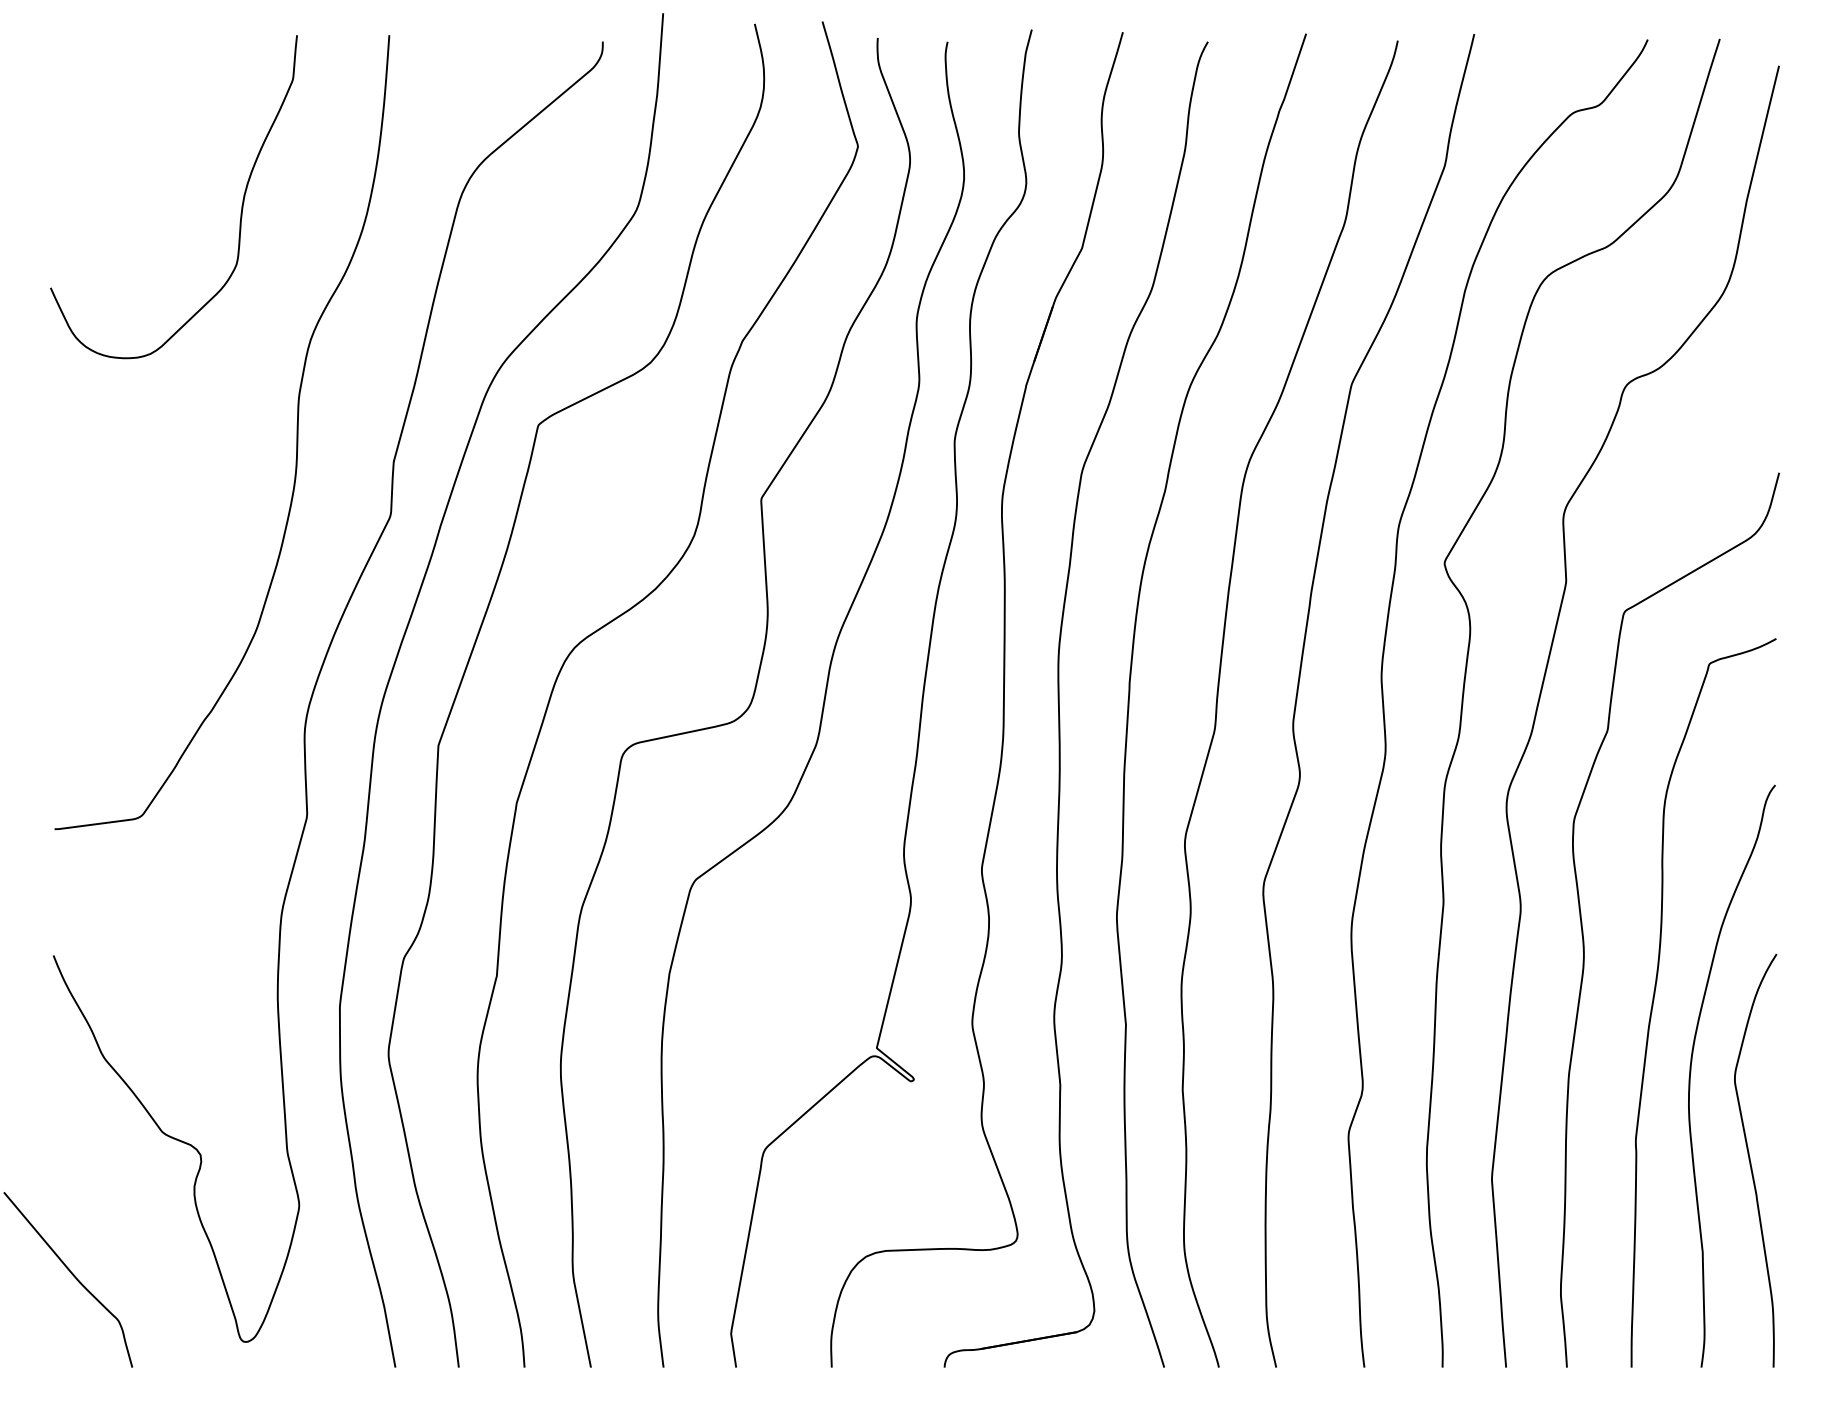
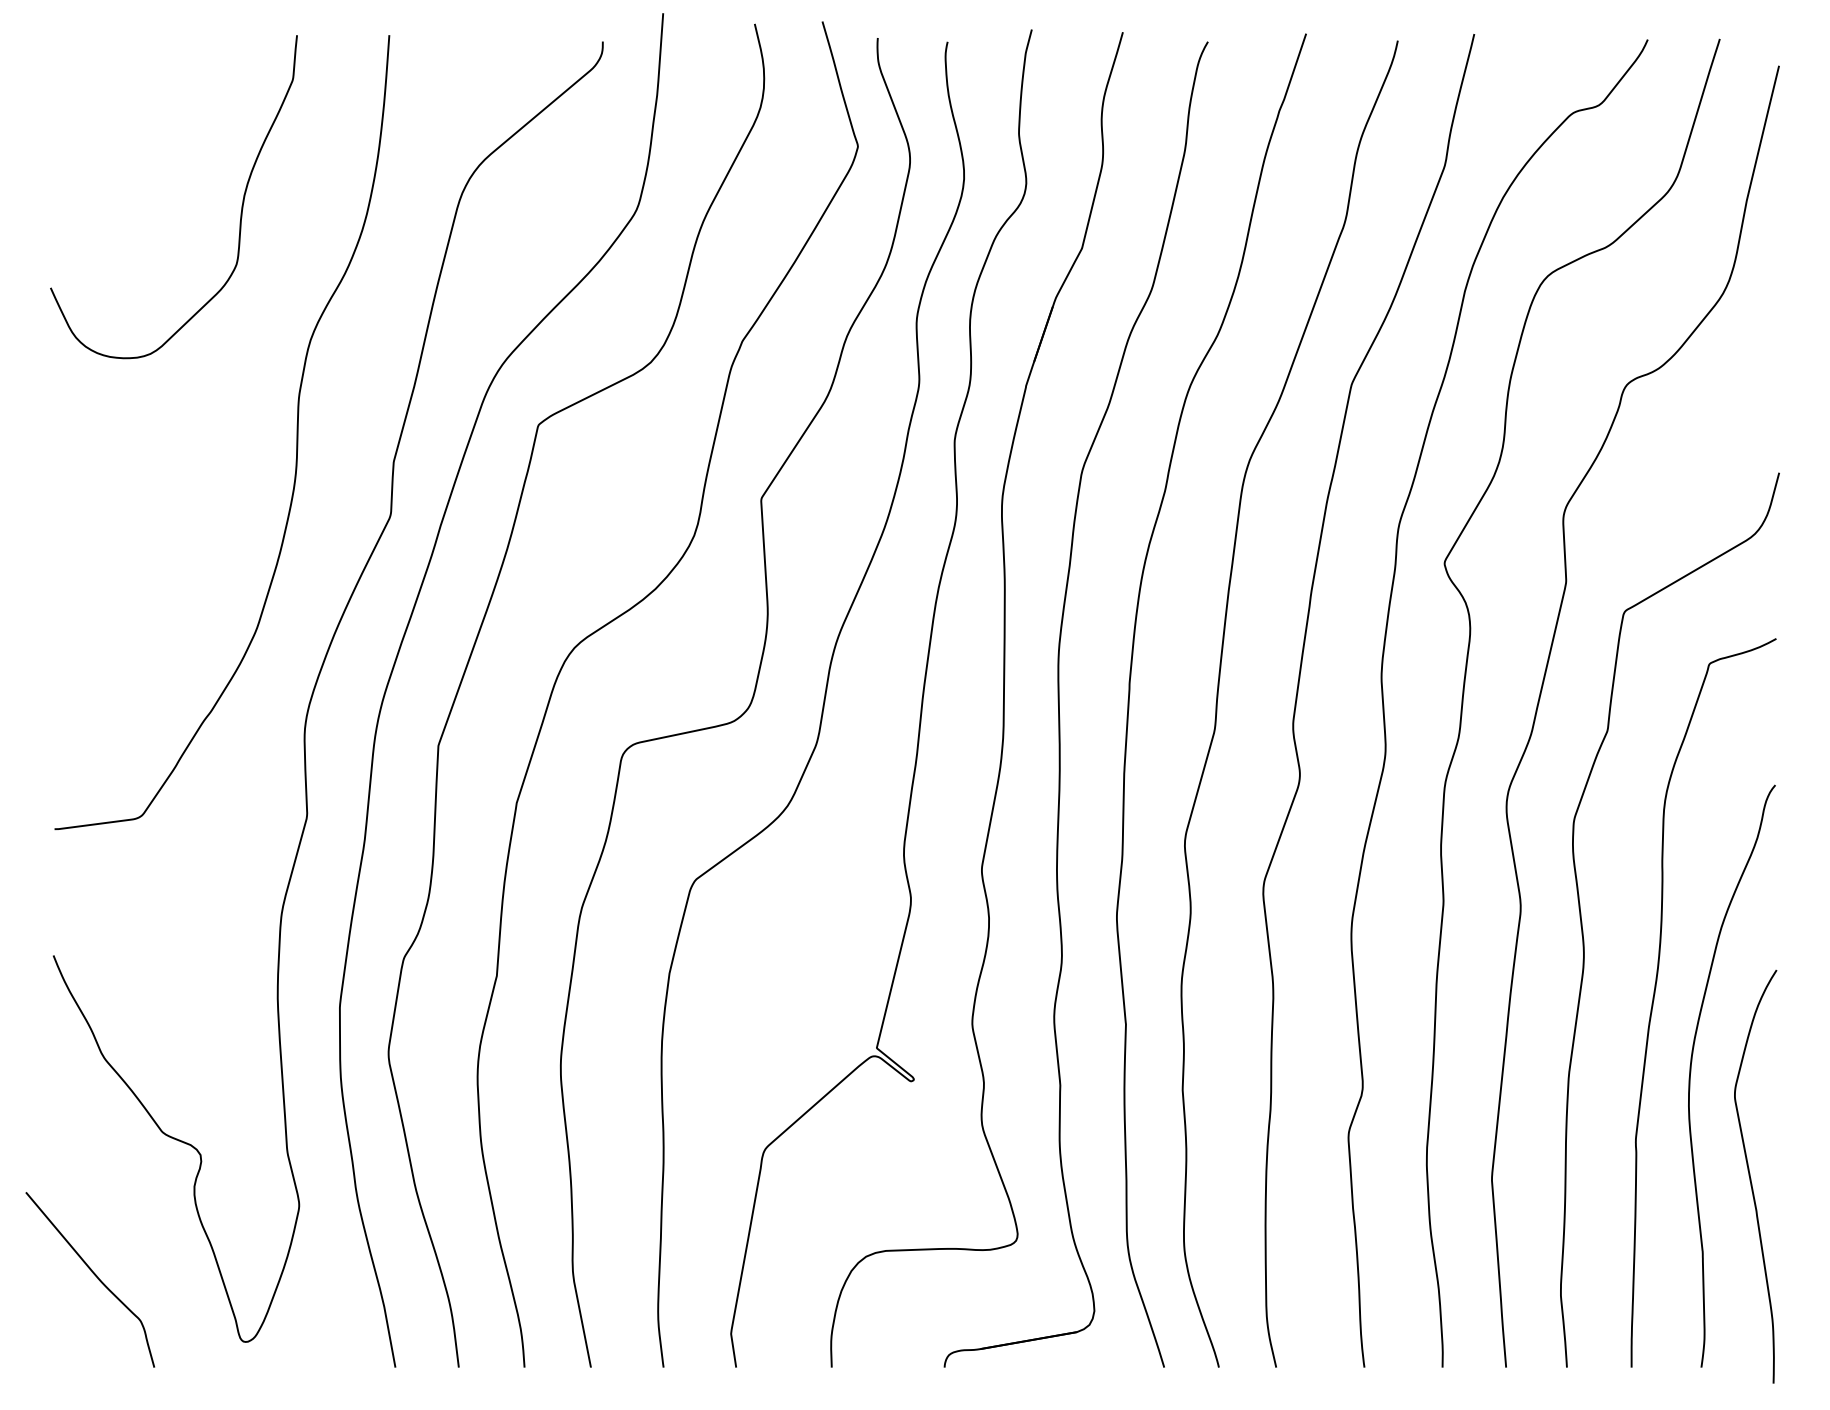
curve position: (1751, 1162) -> (1751, 1178) (1751, 1178)
curve position: (72, 1275) -> (94, 1275) (94, 1275)
